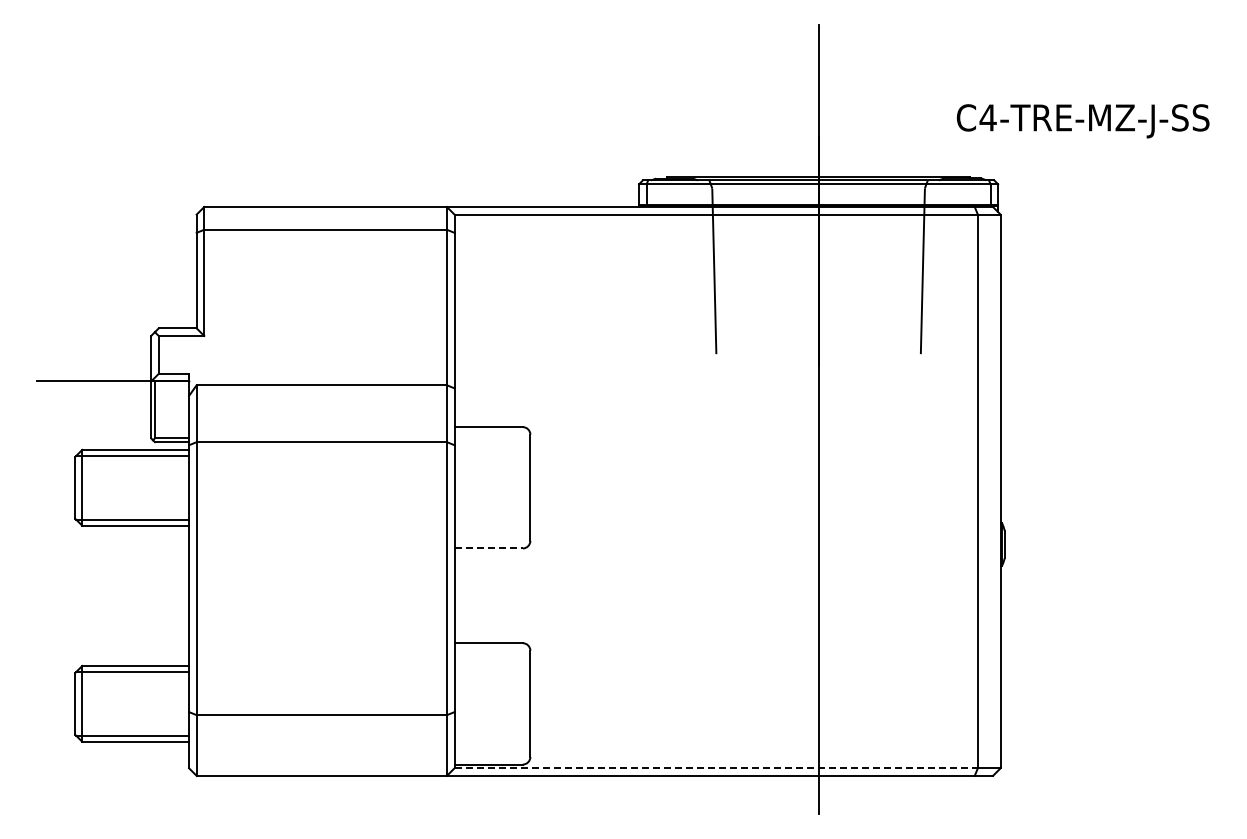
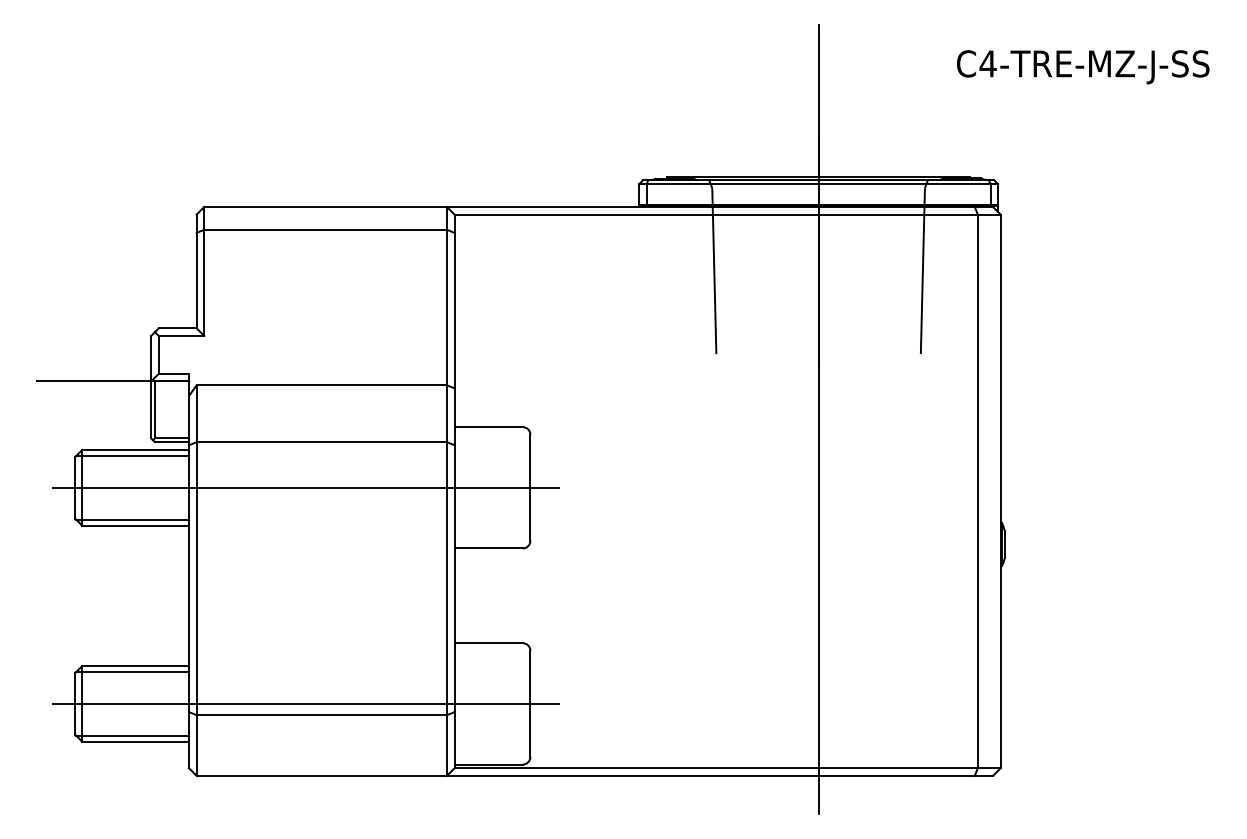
text position: (1082, 121) -> (1082, 67) (1082, 67)
line: none -> present (305, 487)
line: dashed -> solid (489, 548)
line: none -> present (305, 703)
line: dashed -> solid (716, 768)
